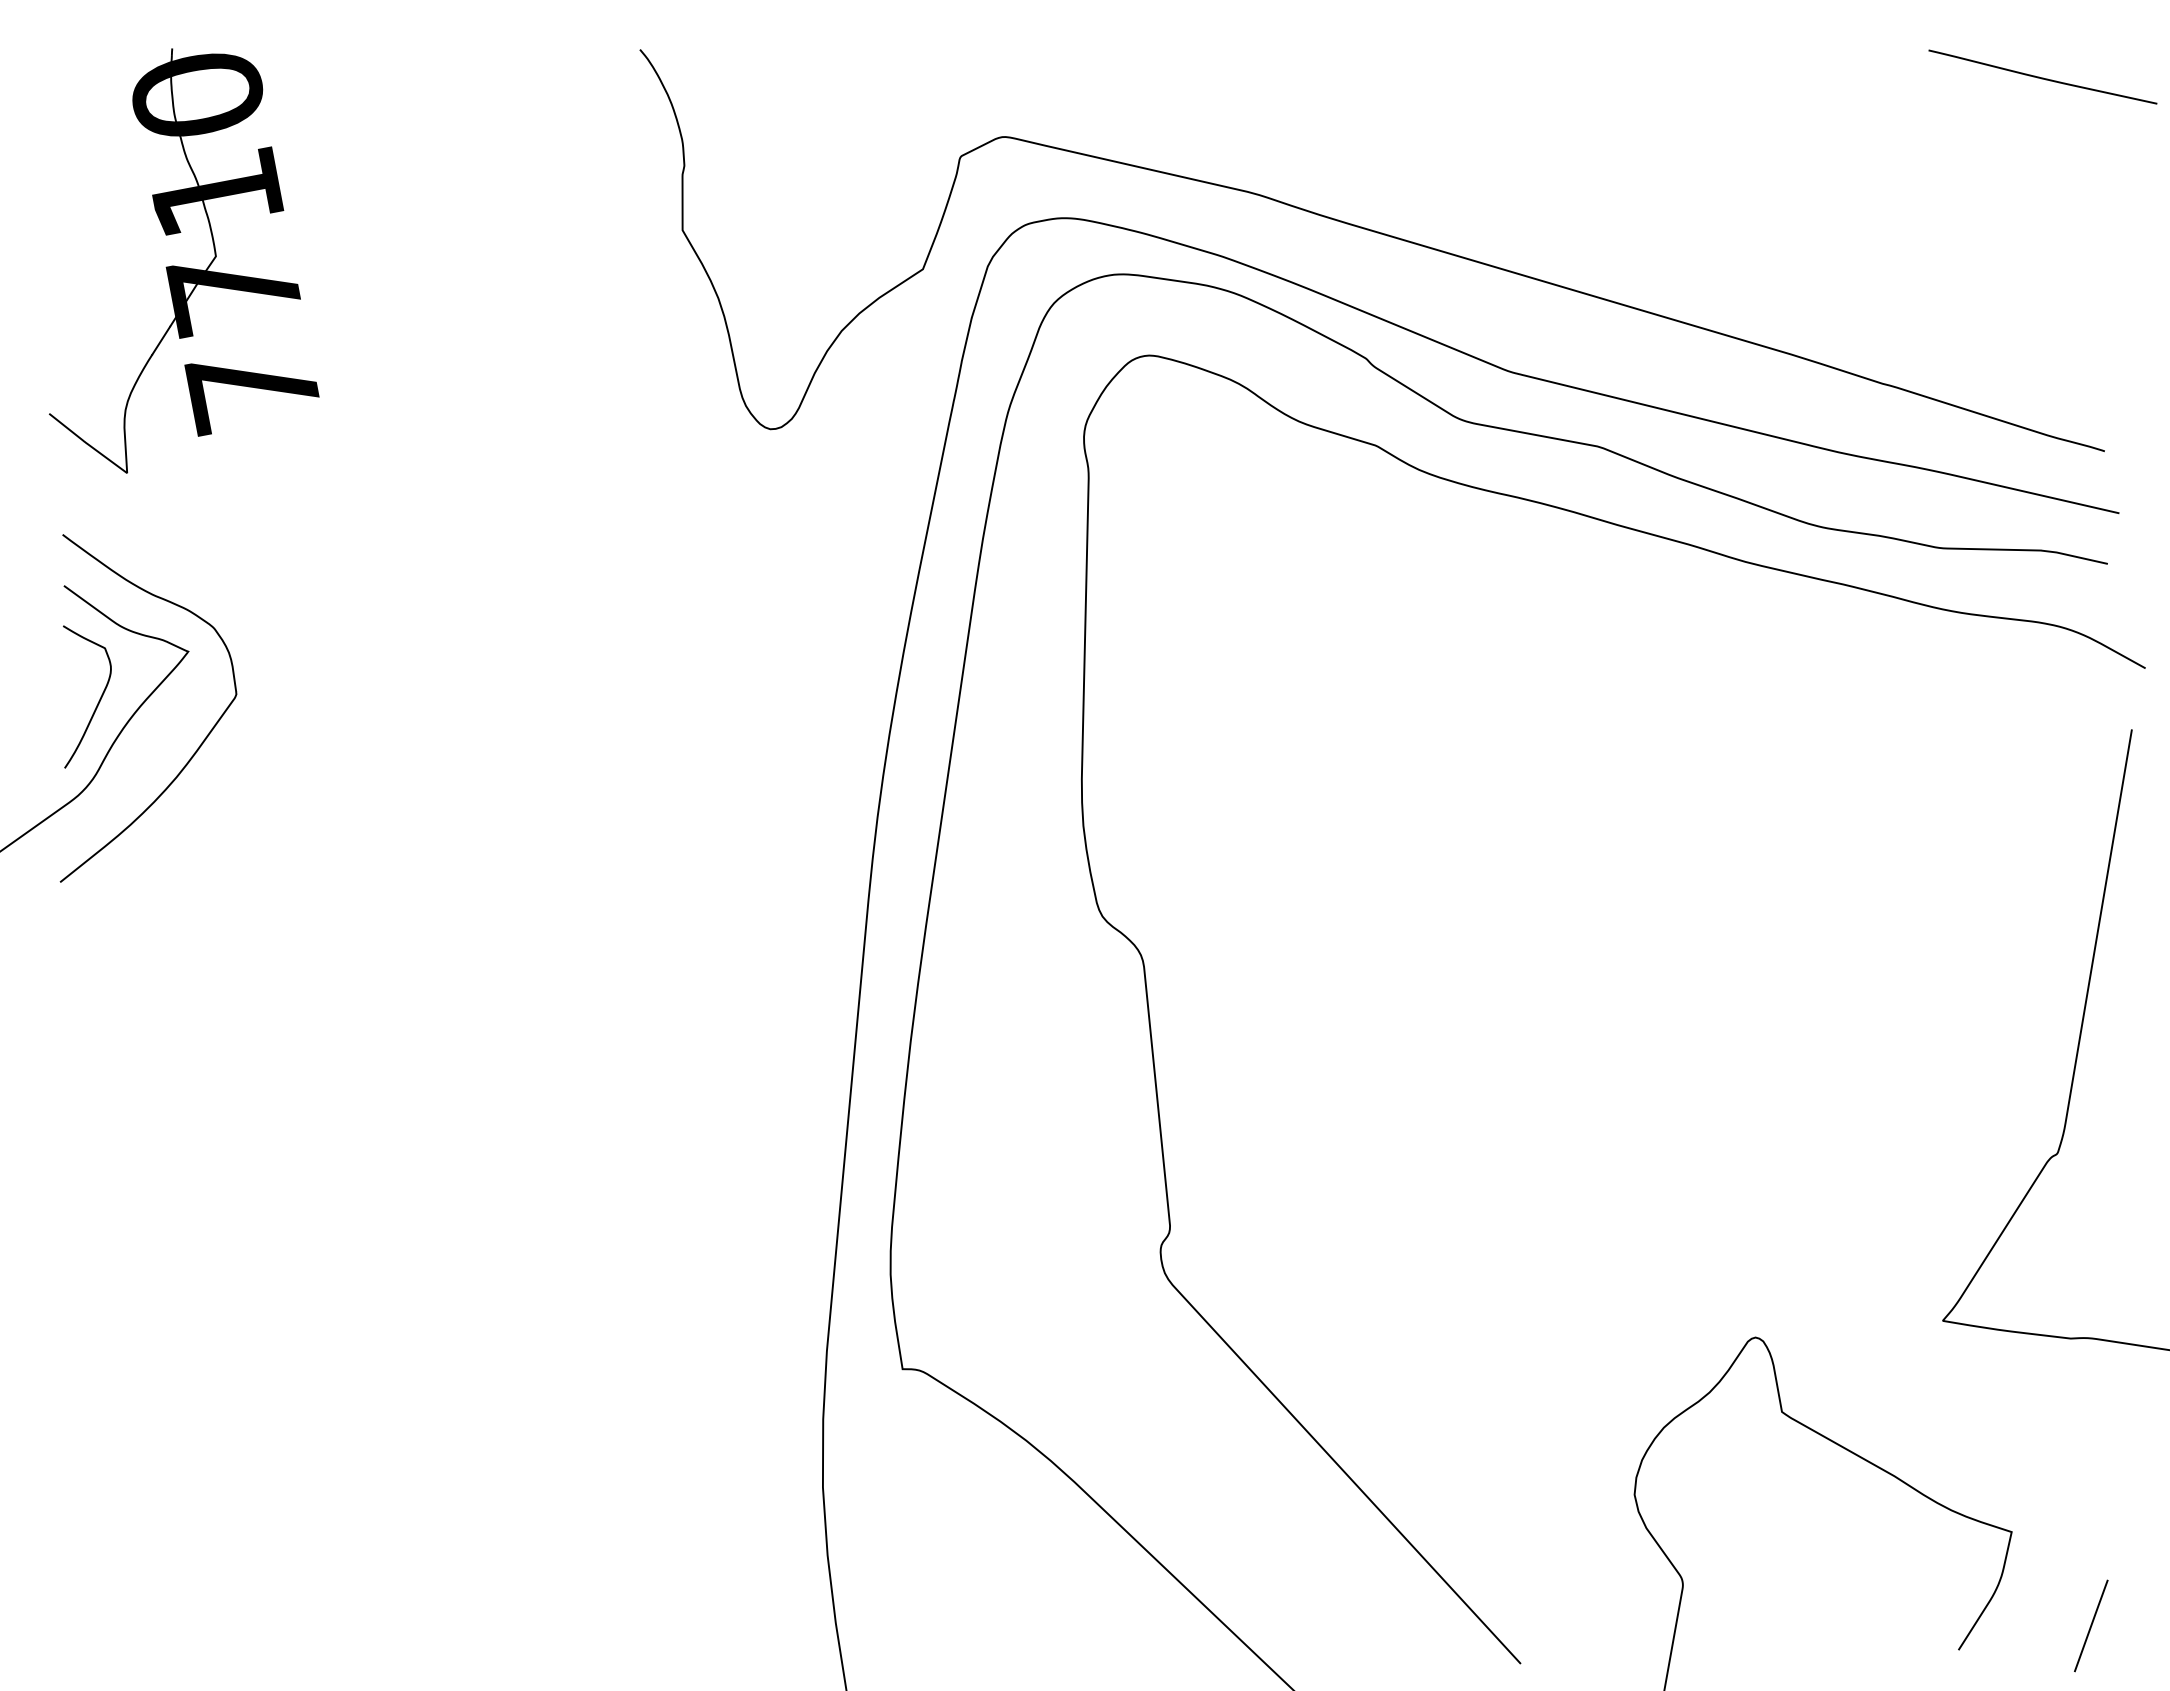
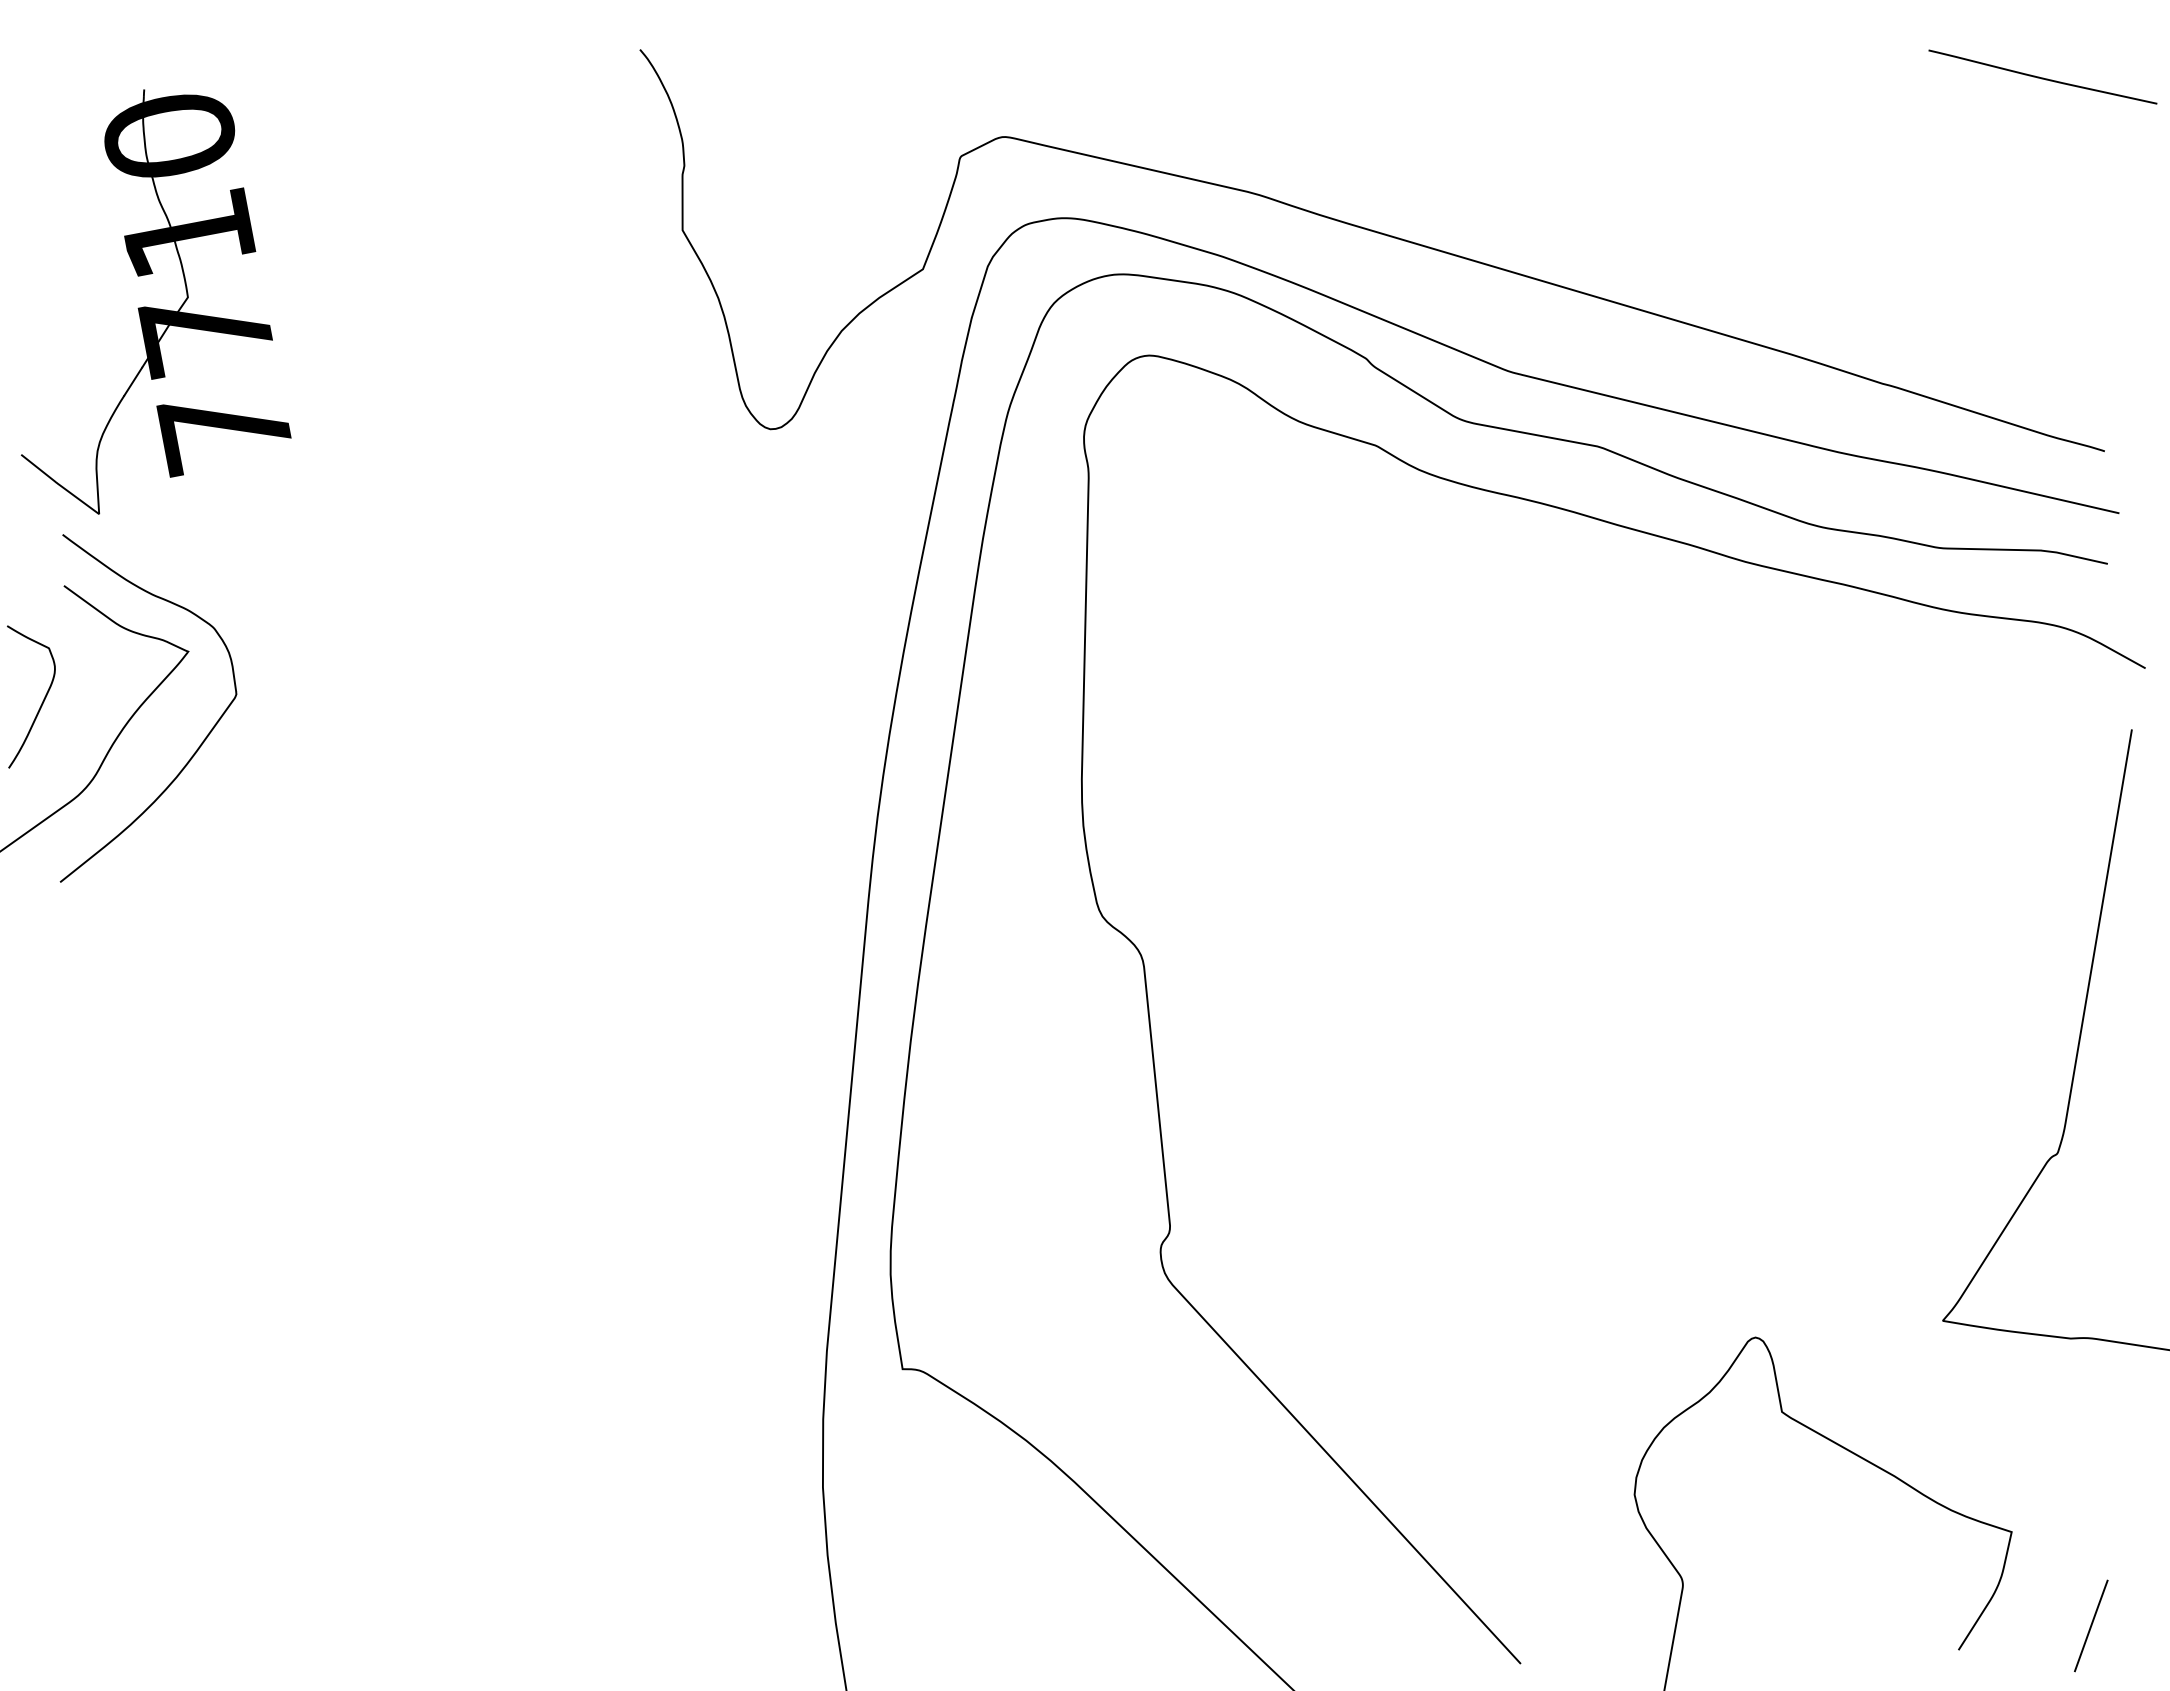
part position: (181, 266) -> (153, 307) (153, 307)
curve position: (98, 701) -> (42, 701) (42, 701)
